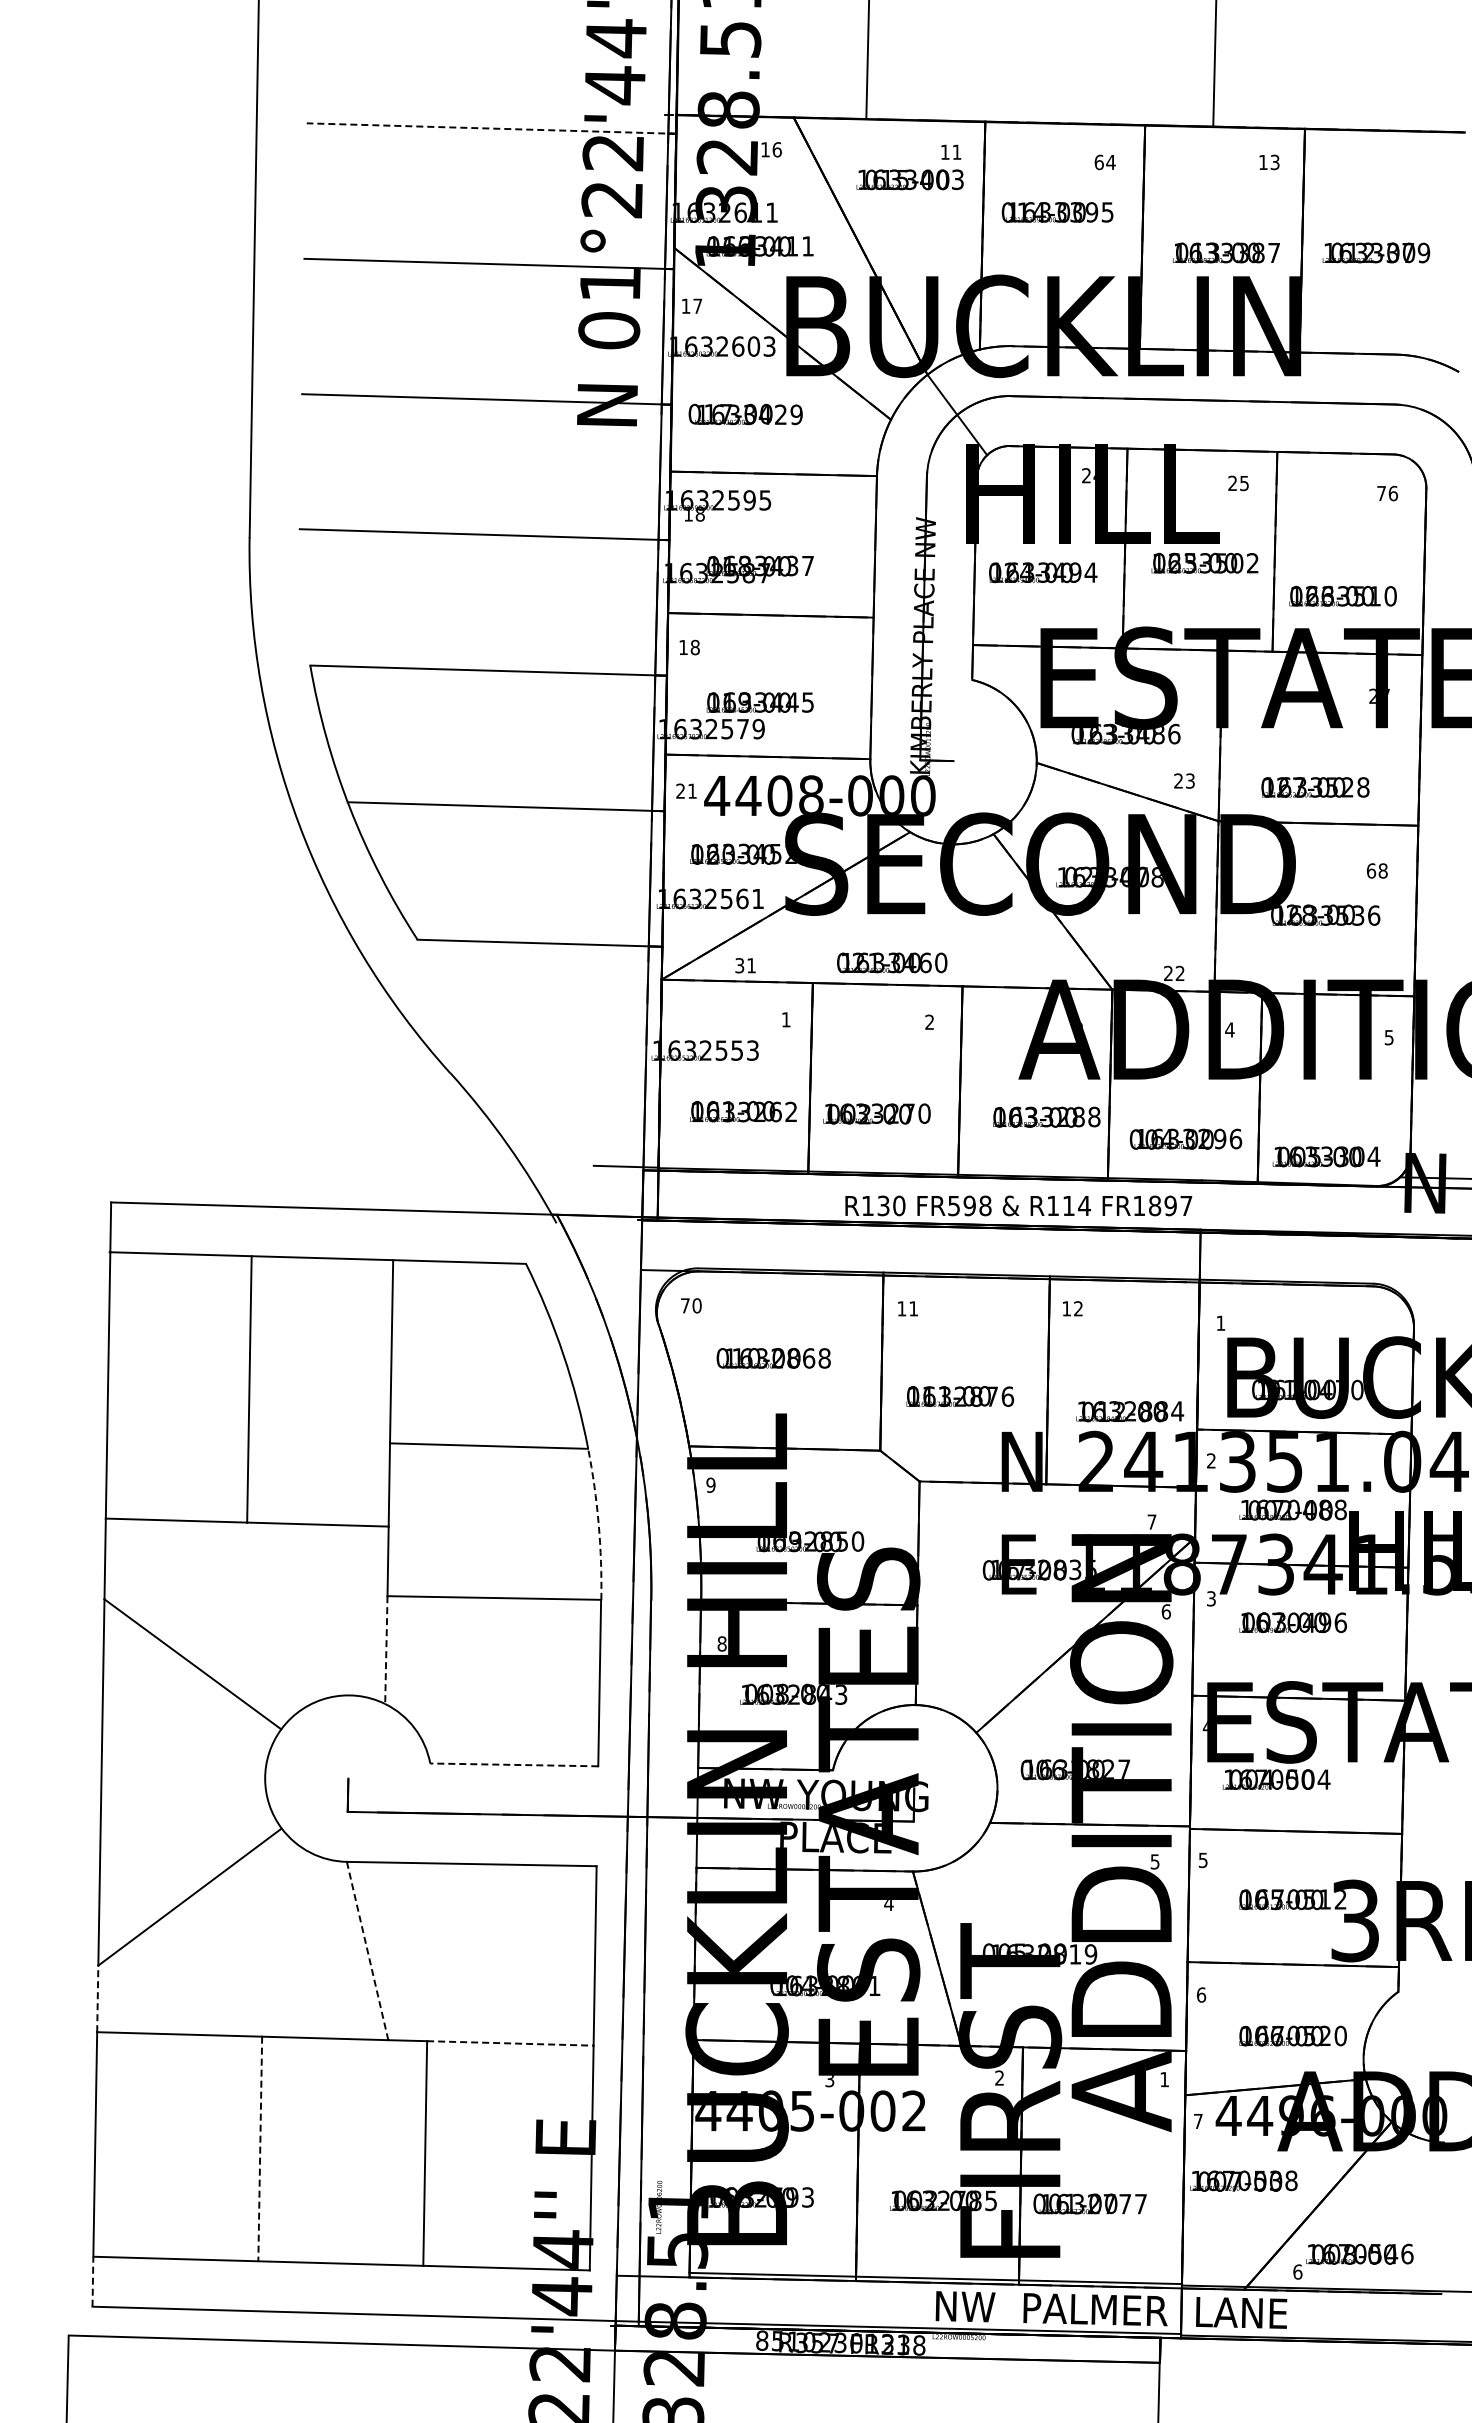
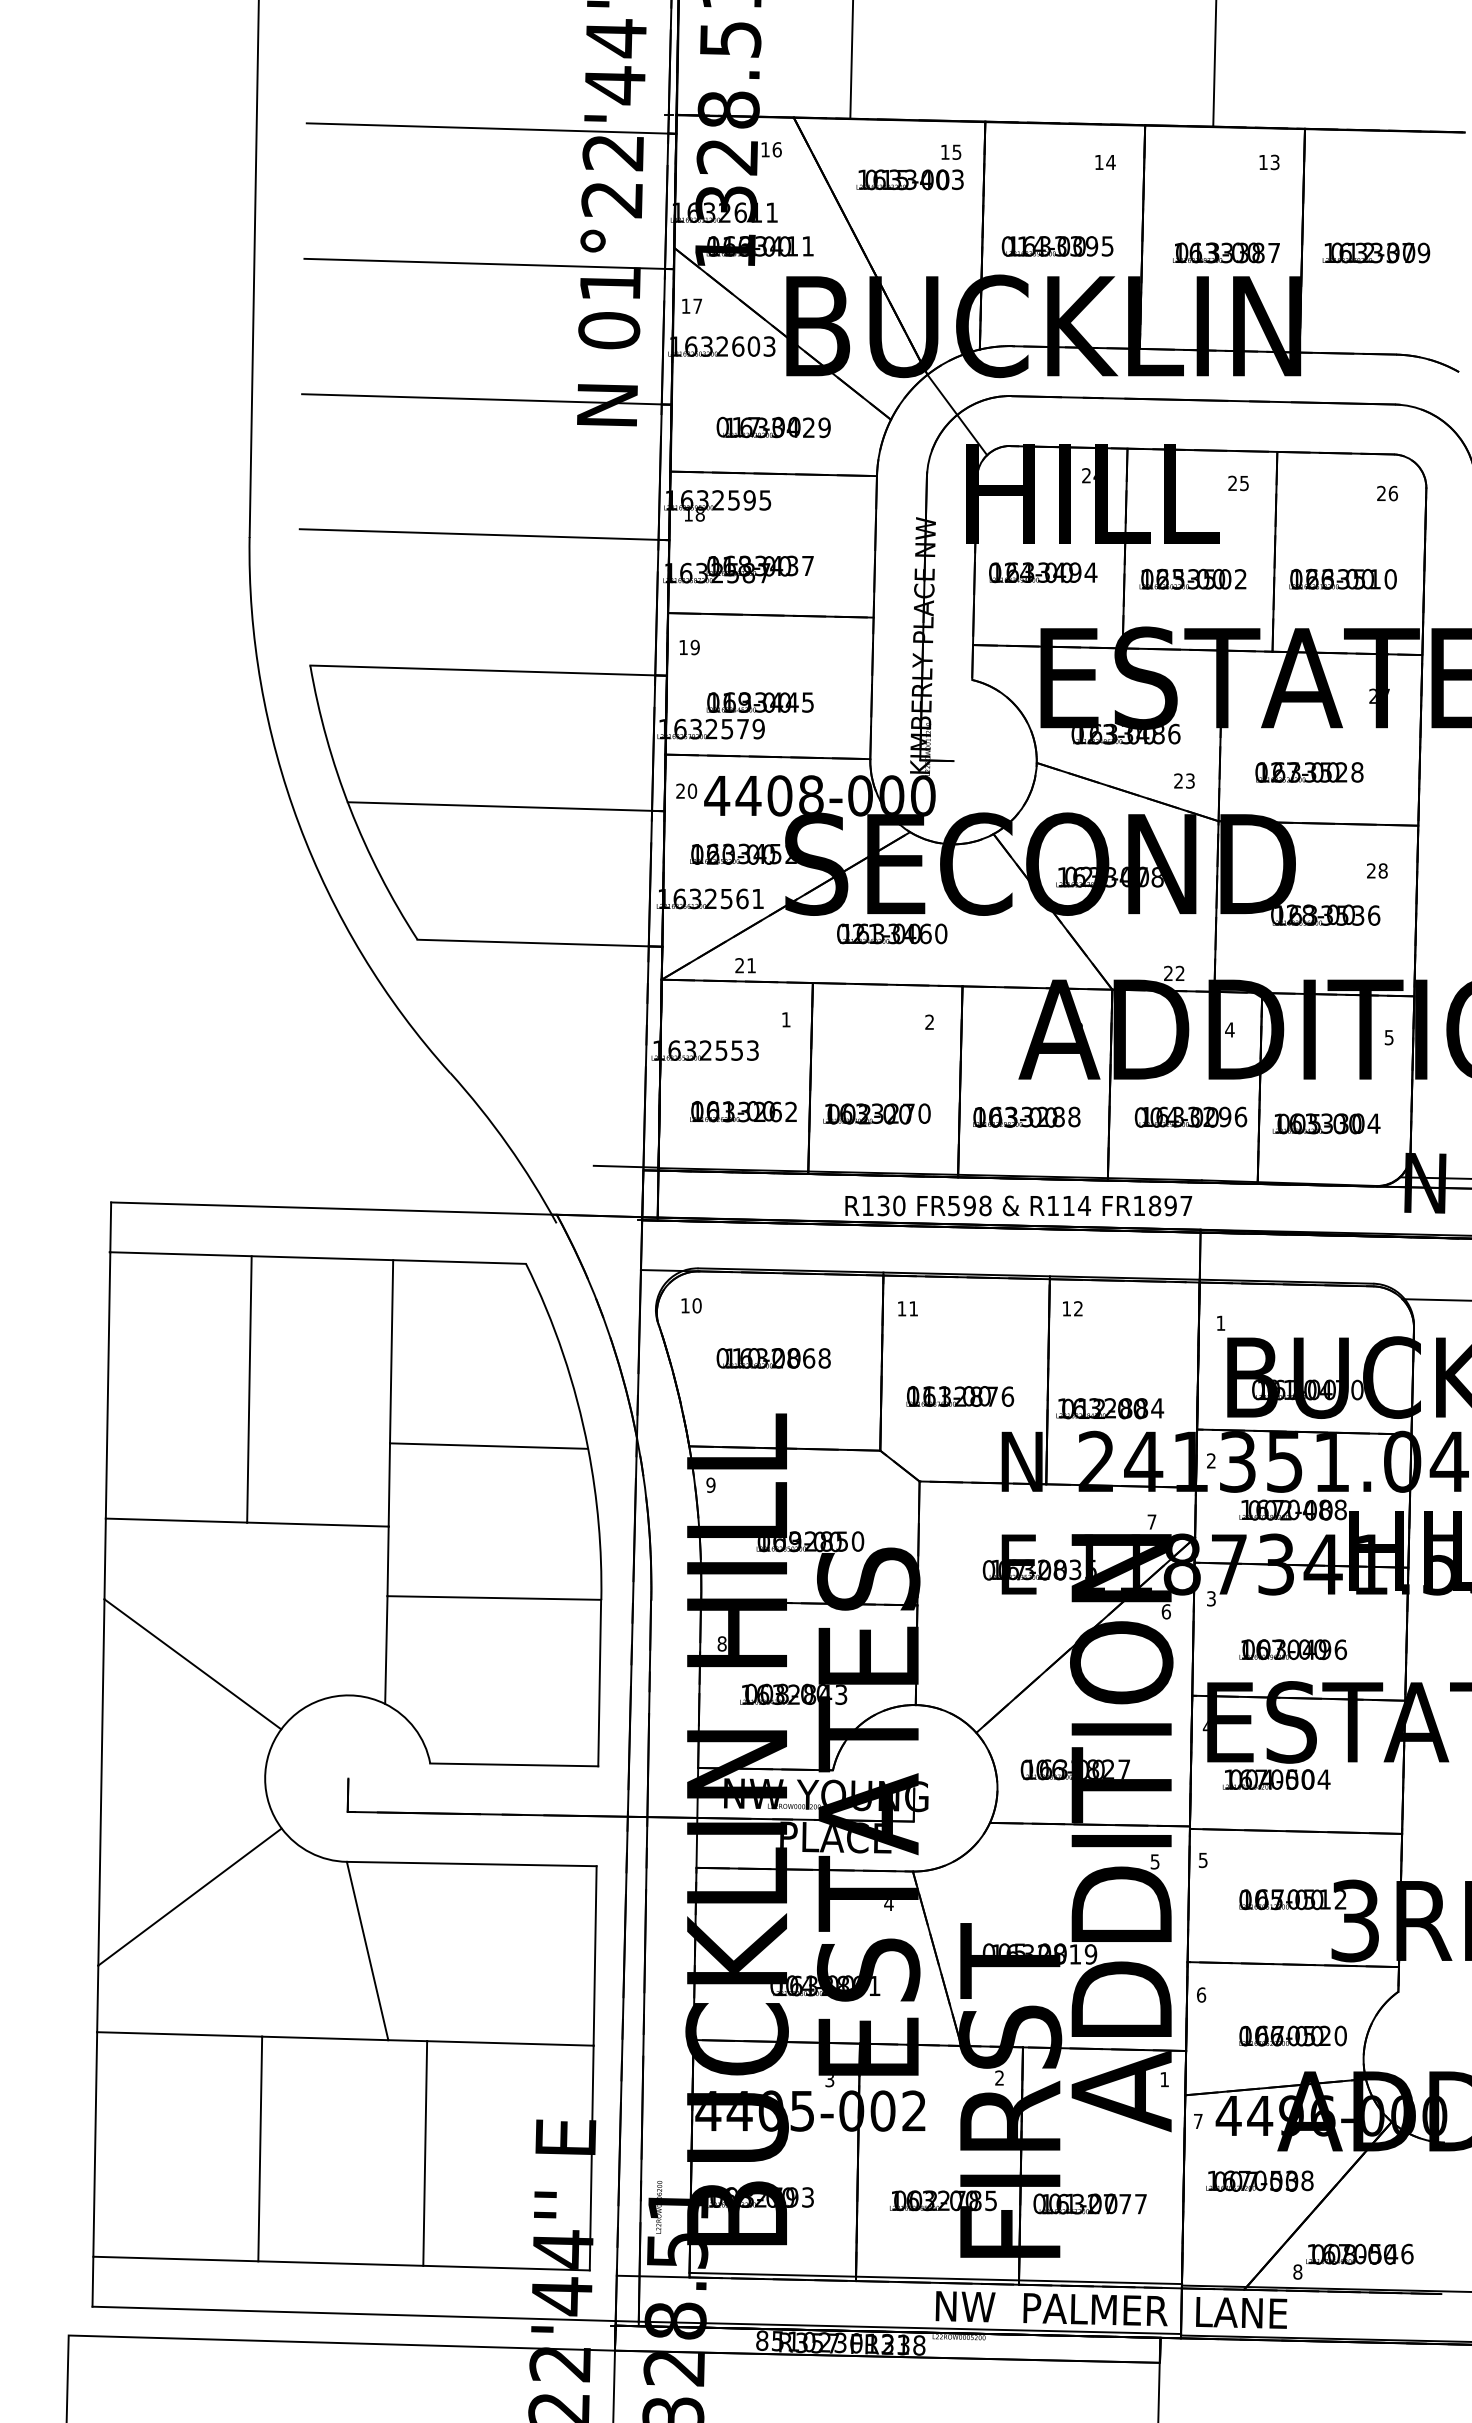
line position: (867, 60) -> (851, 60) (851, 60)
line: dashed -> solid (491, 128)
text: 11 -> 15 (956, 151)
text: 64 -> 14 (1098, 162)
text position: (1057, 212) -> (1057, 246) (1057, 246)
text position: (745, 414) -> (773, 427) (773, 427)
text: 76 -> 26 (1381, 492)
text position: (1204, 562) -> (1192, 578) (1192, 578)
text position: (1342, 595) -> (1342, 578) (1342, 578)
text: 18 -> 19 (694, 647)
text position: (1315, 787) -> (1309, 772) (1309, 772)
text: 21 -> 20 (692, 790)
text: 68 -> 28 (1371, 870)
text position: (892, 962) -> (892, 933) (892, 933)
text: 31 -> 21 (739, 965)
text position: (1046, 1116) -> (1026, 1116) (1026, 1116)
text position: (1185, 1138) -> (1190, 1116) (1190, 1116)
text position: (1326, 1156) -> (1326, 1123) (1326, 1123)
line: none -> present (1435, 1299)
text: 70 -> 10 (685, 1305)
text position: (1130, 1411) -> (1110, 1408) (1110, 1408)
arc: dashed -> solid (598, 1523)
text position: (1293, 1622) -> (1293, 1649) (1293, 1649)
line: dashed -> solid (386, 1650)
line: dashed -> solid (513, 1764)
line: dashed -> solid (367, 1951)
line: dashed -> solid (97, 1998)
line: dashed -> solid (510, 2043)
line: dashed -> solid (260, 2149)
text position: (1243, 2180) -> (1259, 2180) (1259, 2180)
text: 6 -> 8 (1297, 2271)
line: dashed -> solid (92, 2281)
